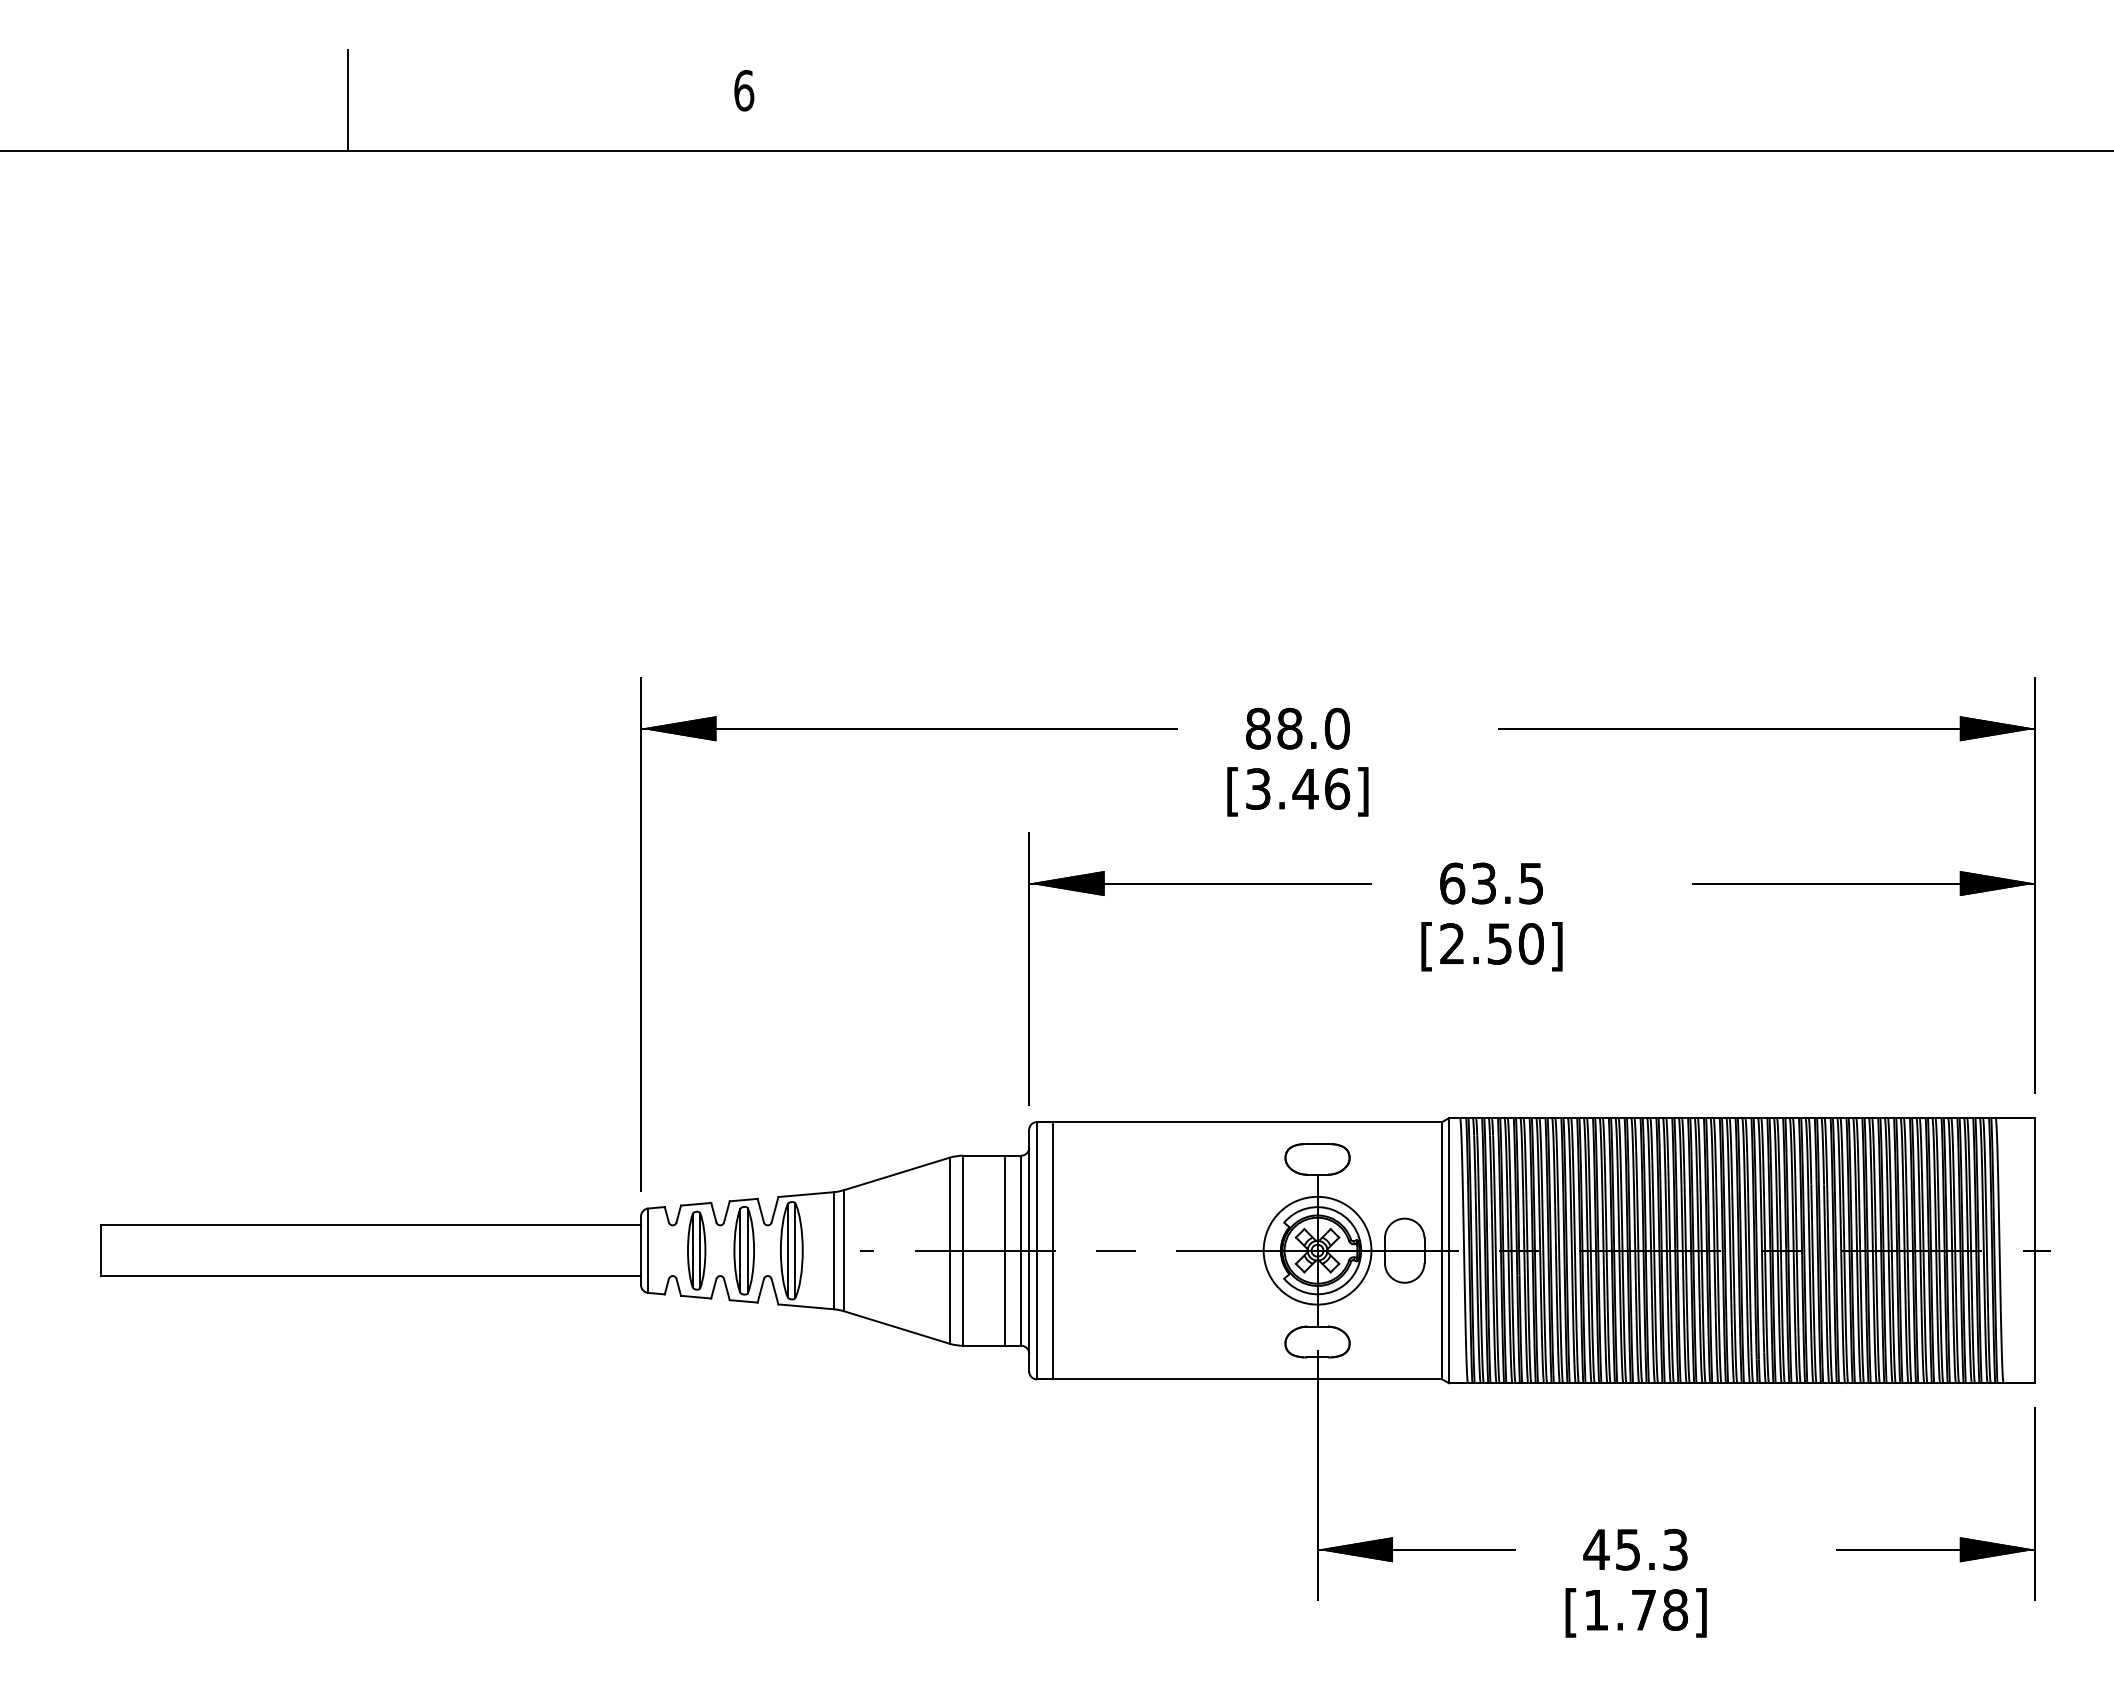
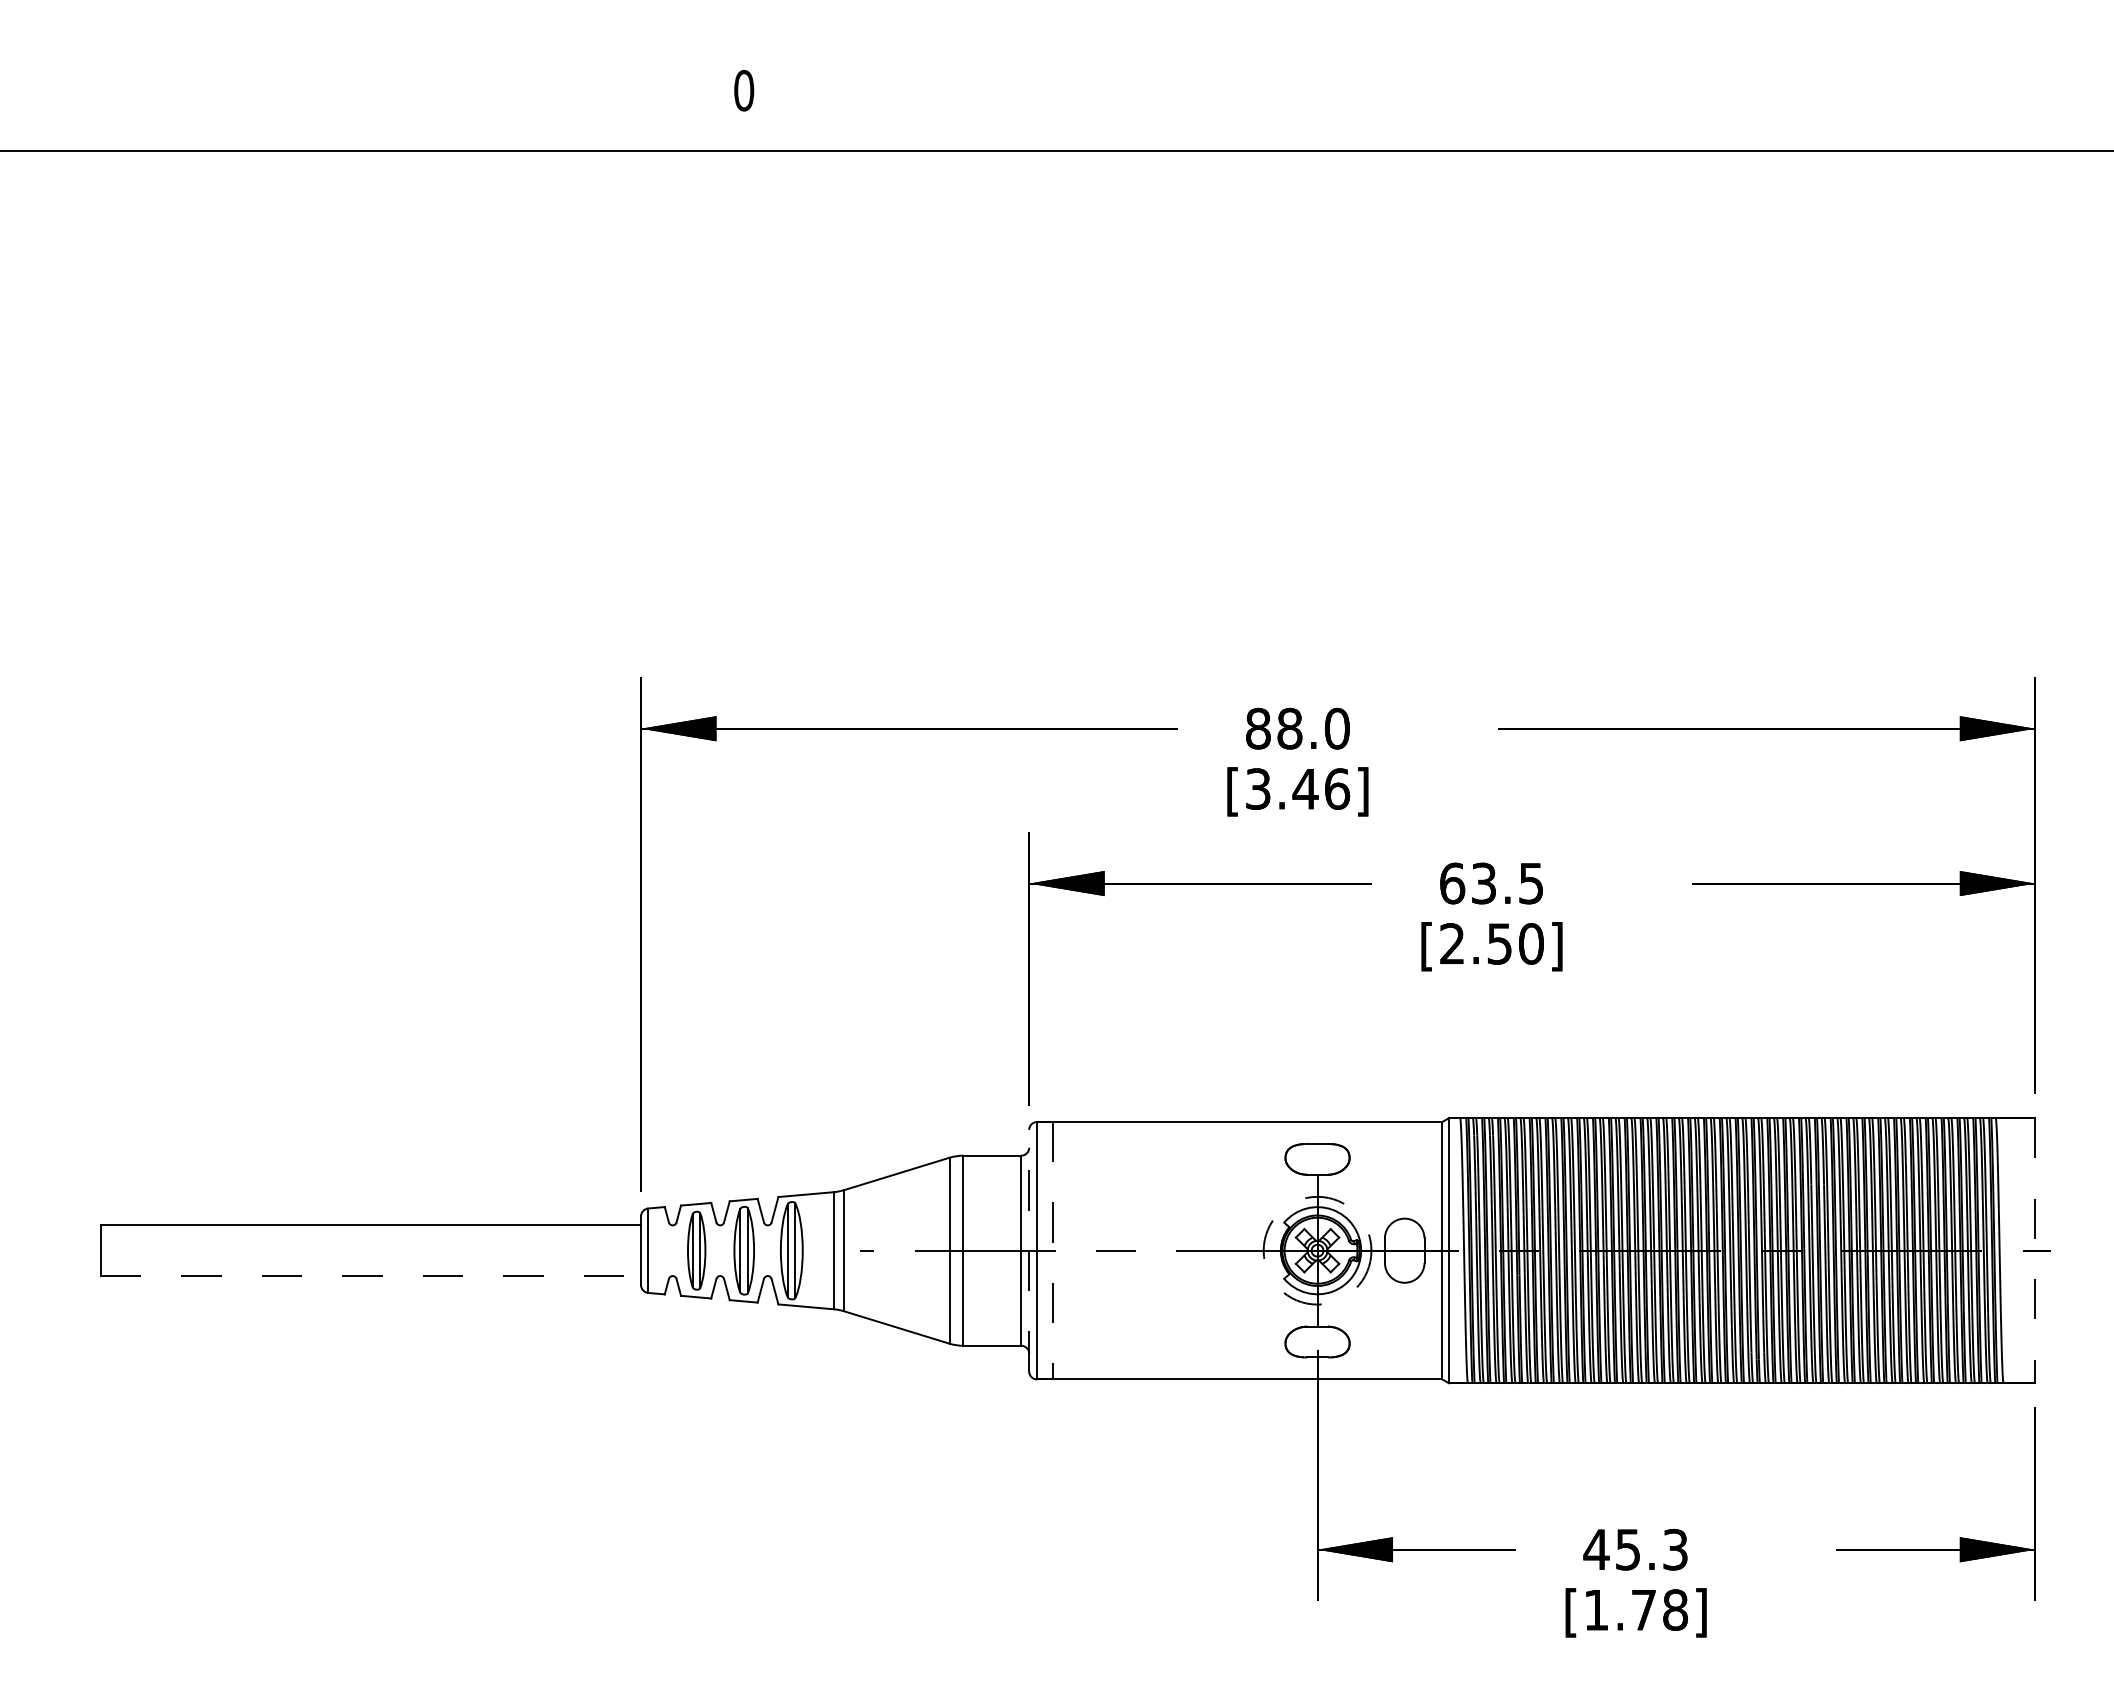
text: 6 -> 0 (744, 90)
line: present -> none (347, 100)
line: present -> none (1005, 1250)
line: solid -> dashed (1029, 1250)
line: solid -> dashed (1052, 1250)
circle: solid -> dashed (1317, 1250)
line: solid -> dashed (2035, 1250)
line: solid -> dashed (371, 1276)
